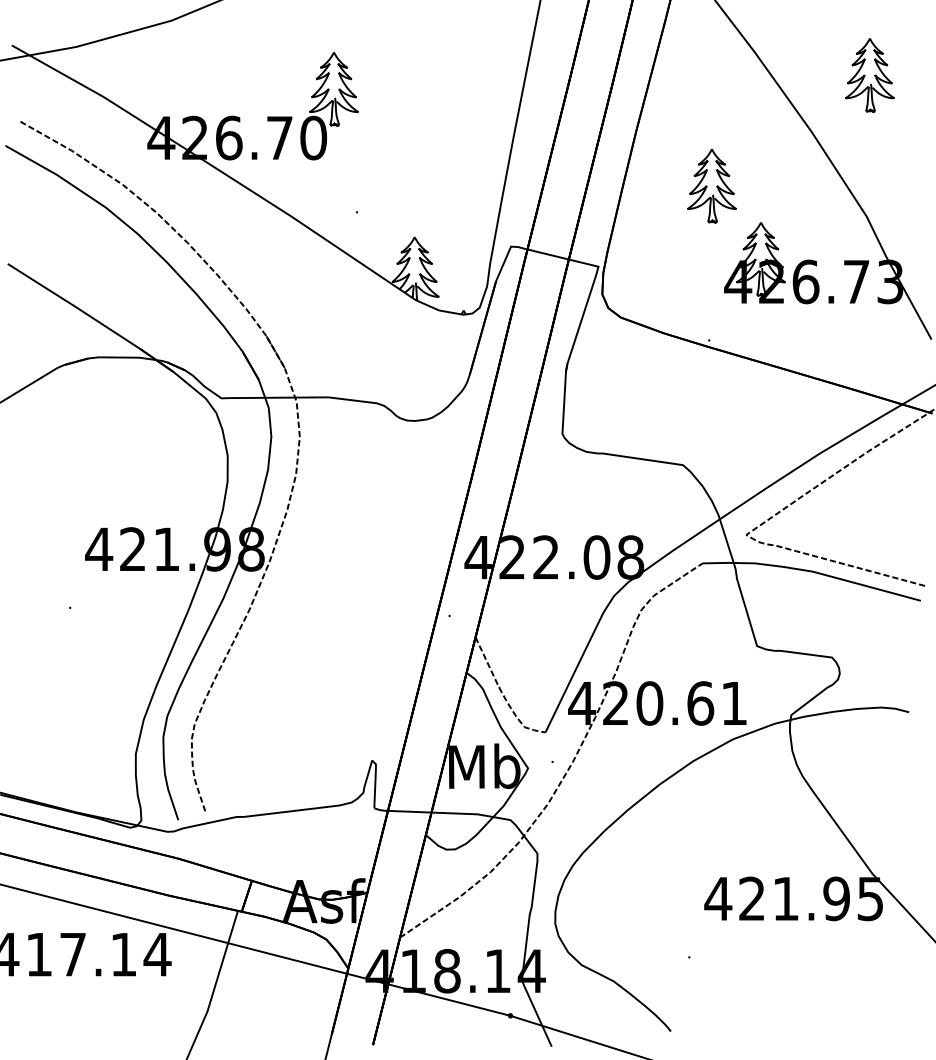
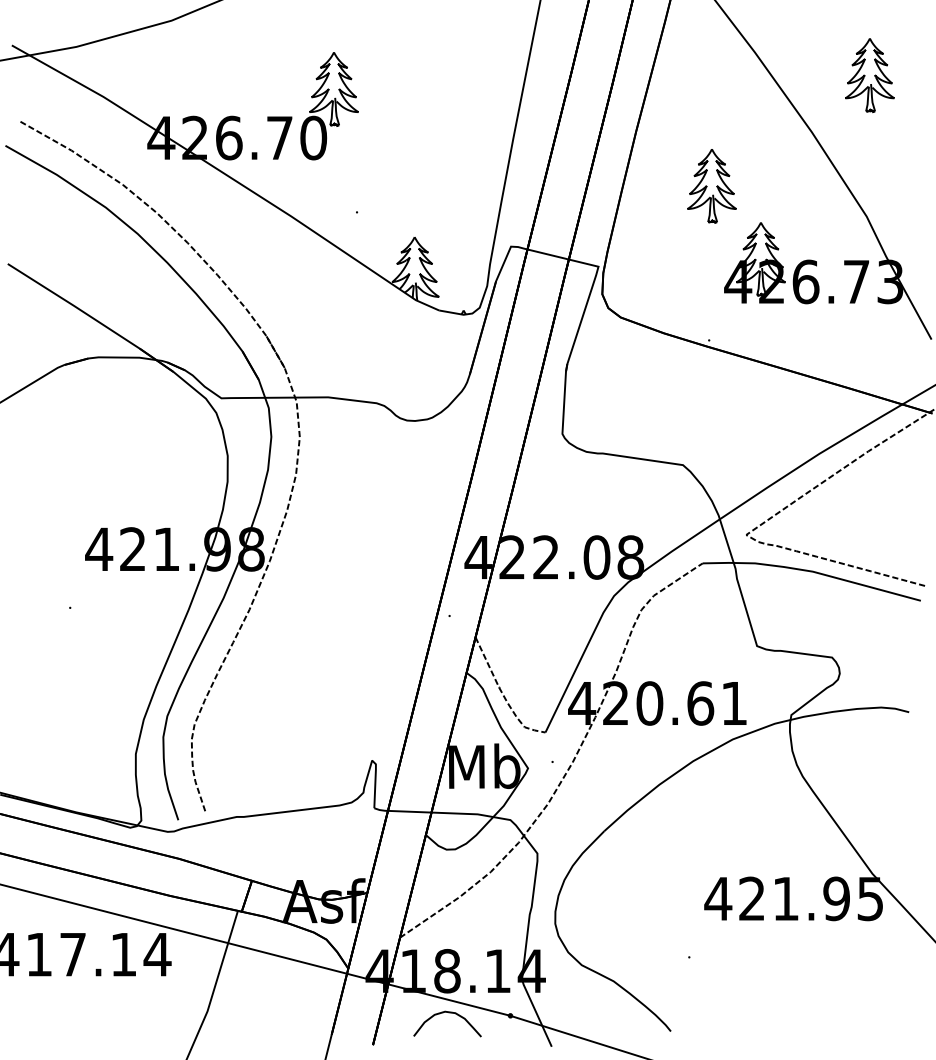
curve: none -> present (448, 1013)
